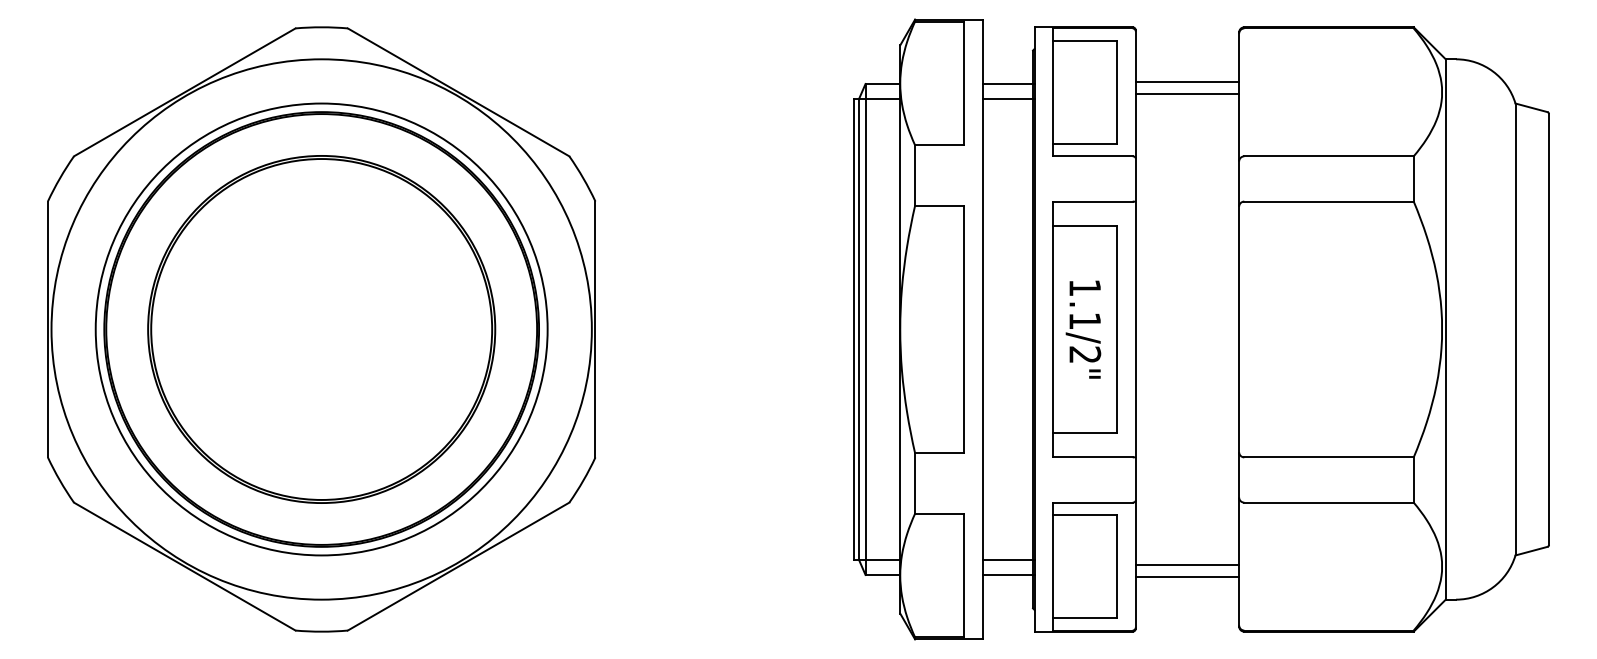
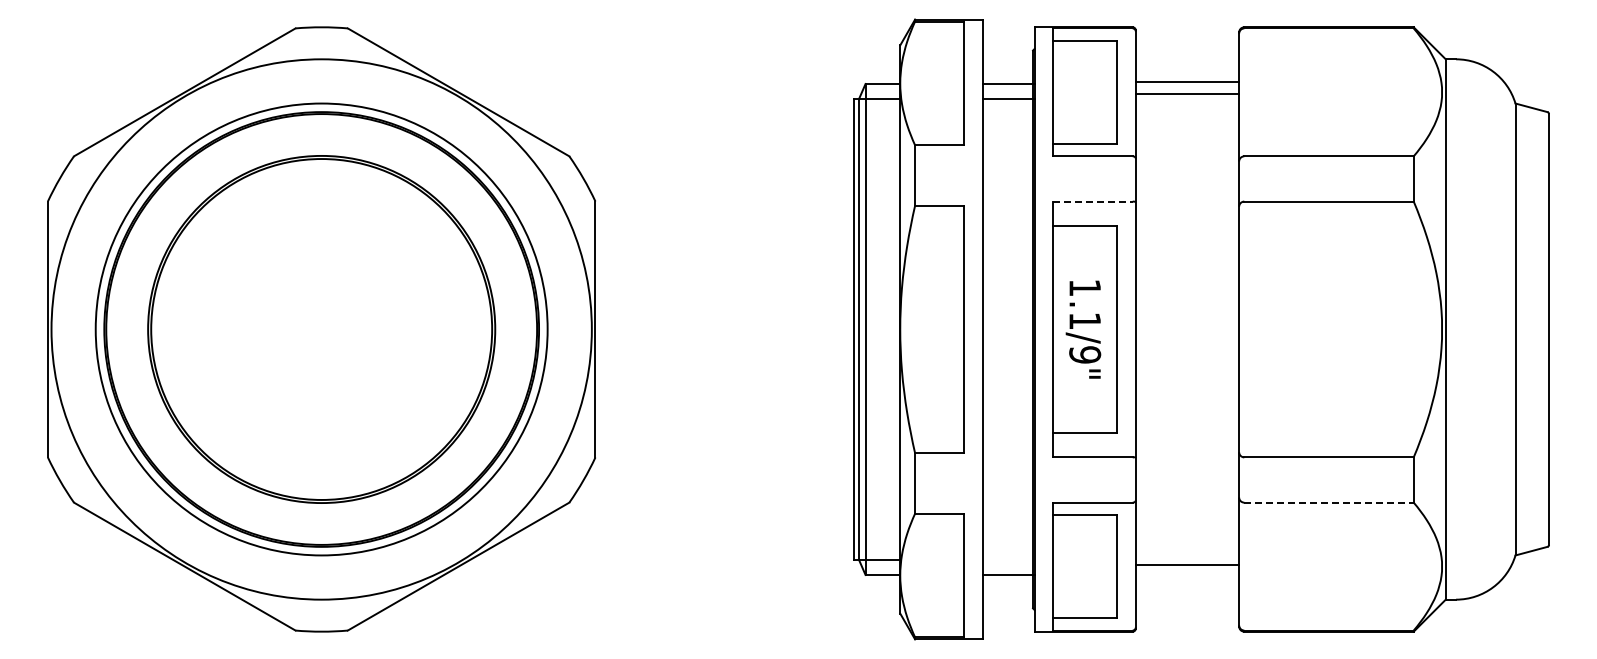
line: solid -> dashed (1092, 201)
text: 1.1/2" -> 1.1/9" (1085, 354)
line: solid -> dashed (1329, 502)
line: present -> none (1008, 559)
line: present -> none (1187, 577)
